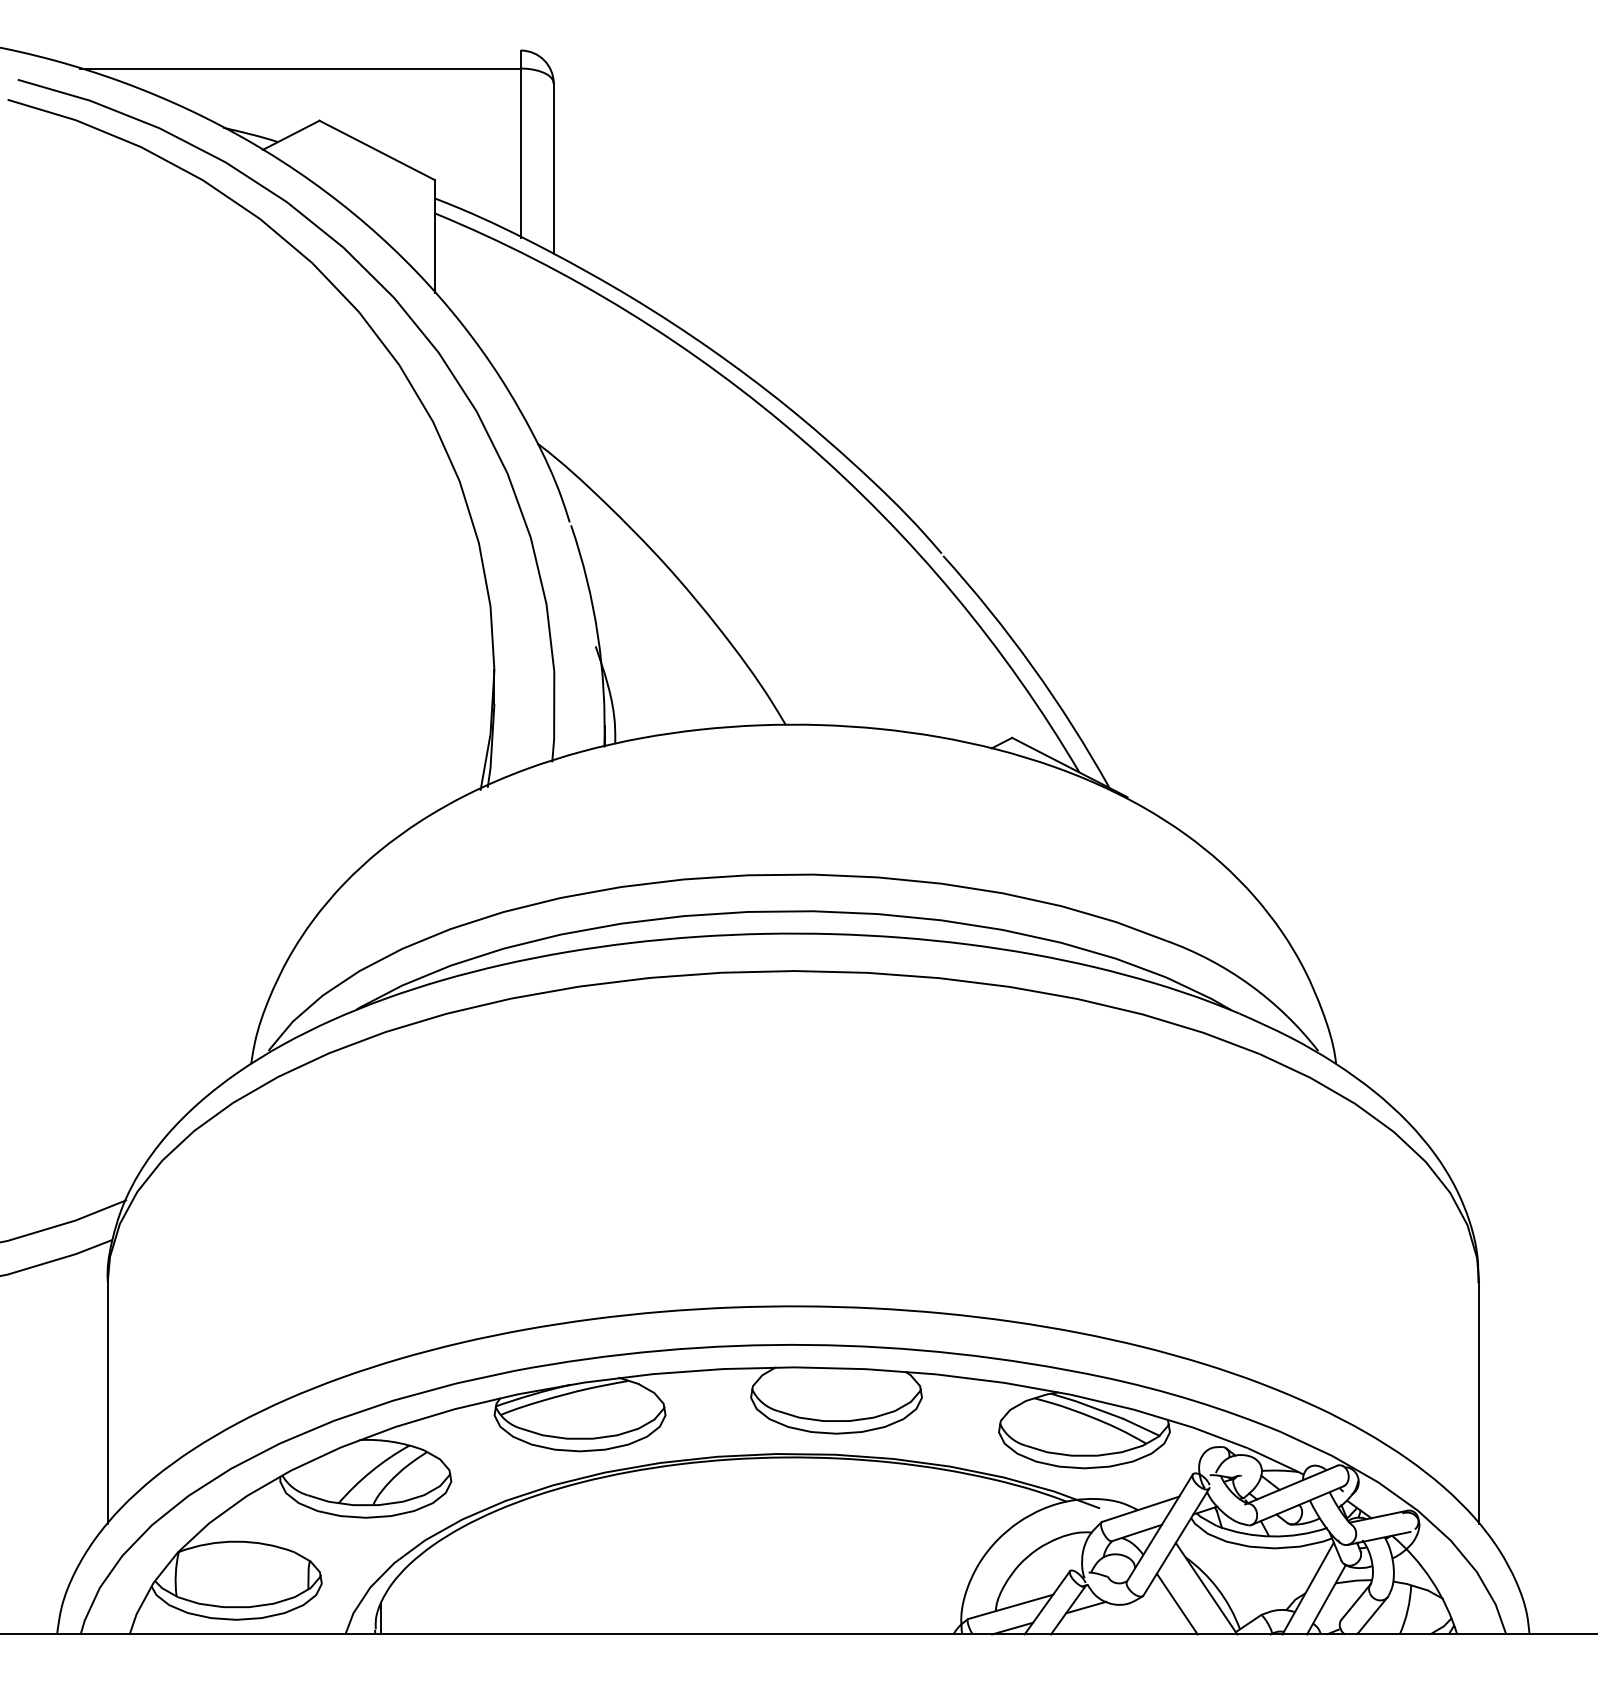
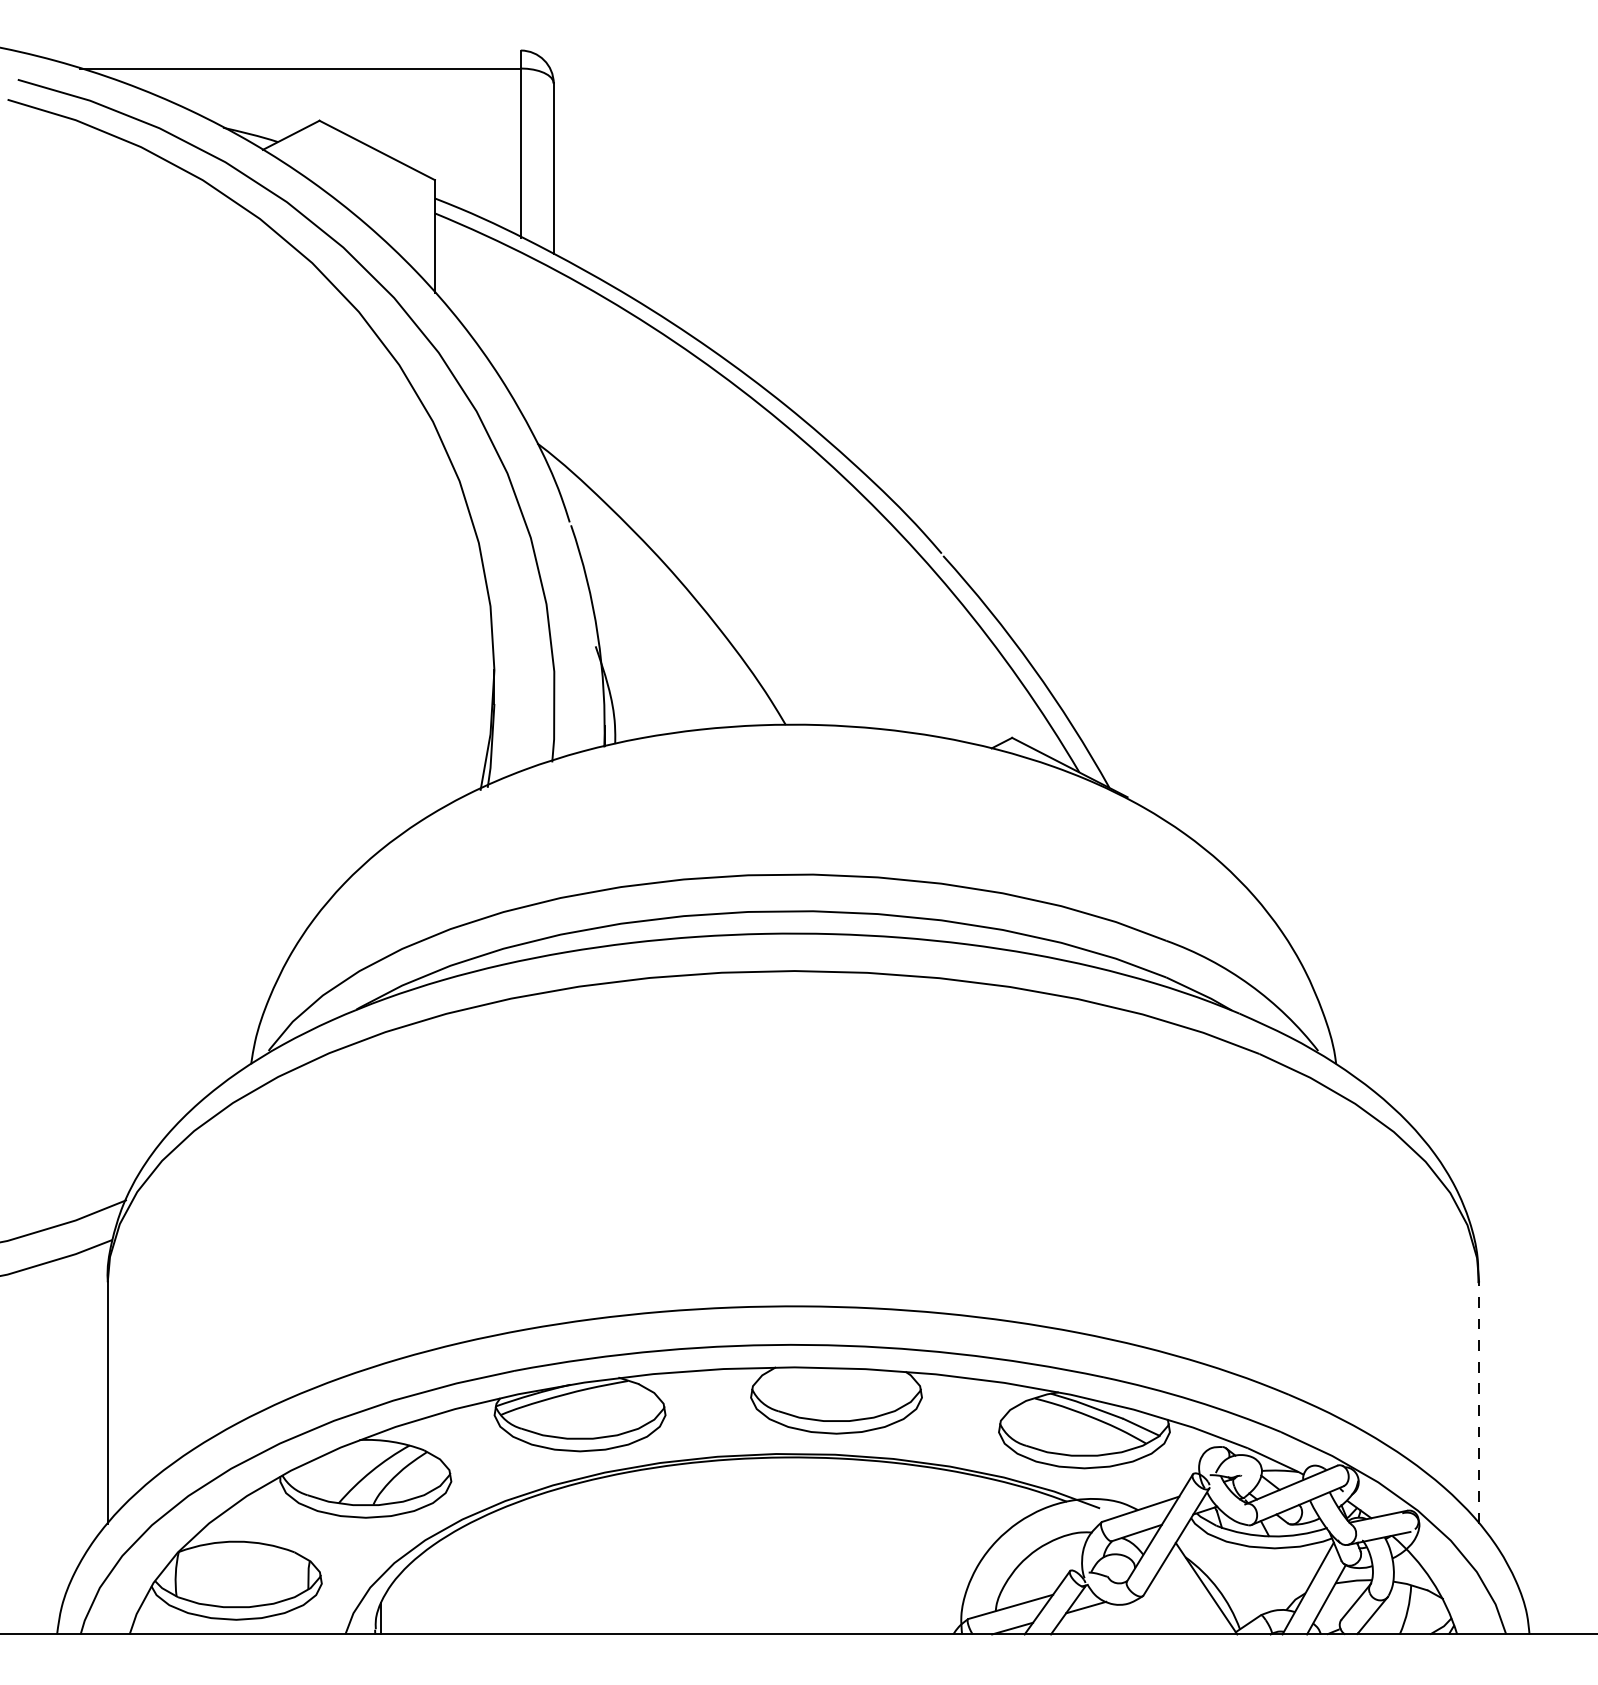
line: solid -> dashed (1479, 1403)
line: present -> none (1176, 1603)
